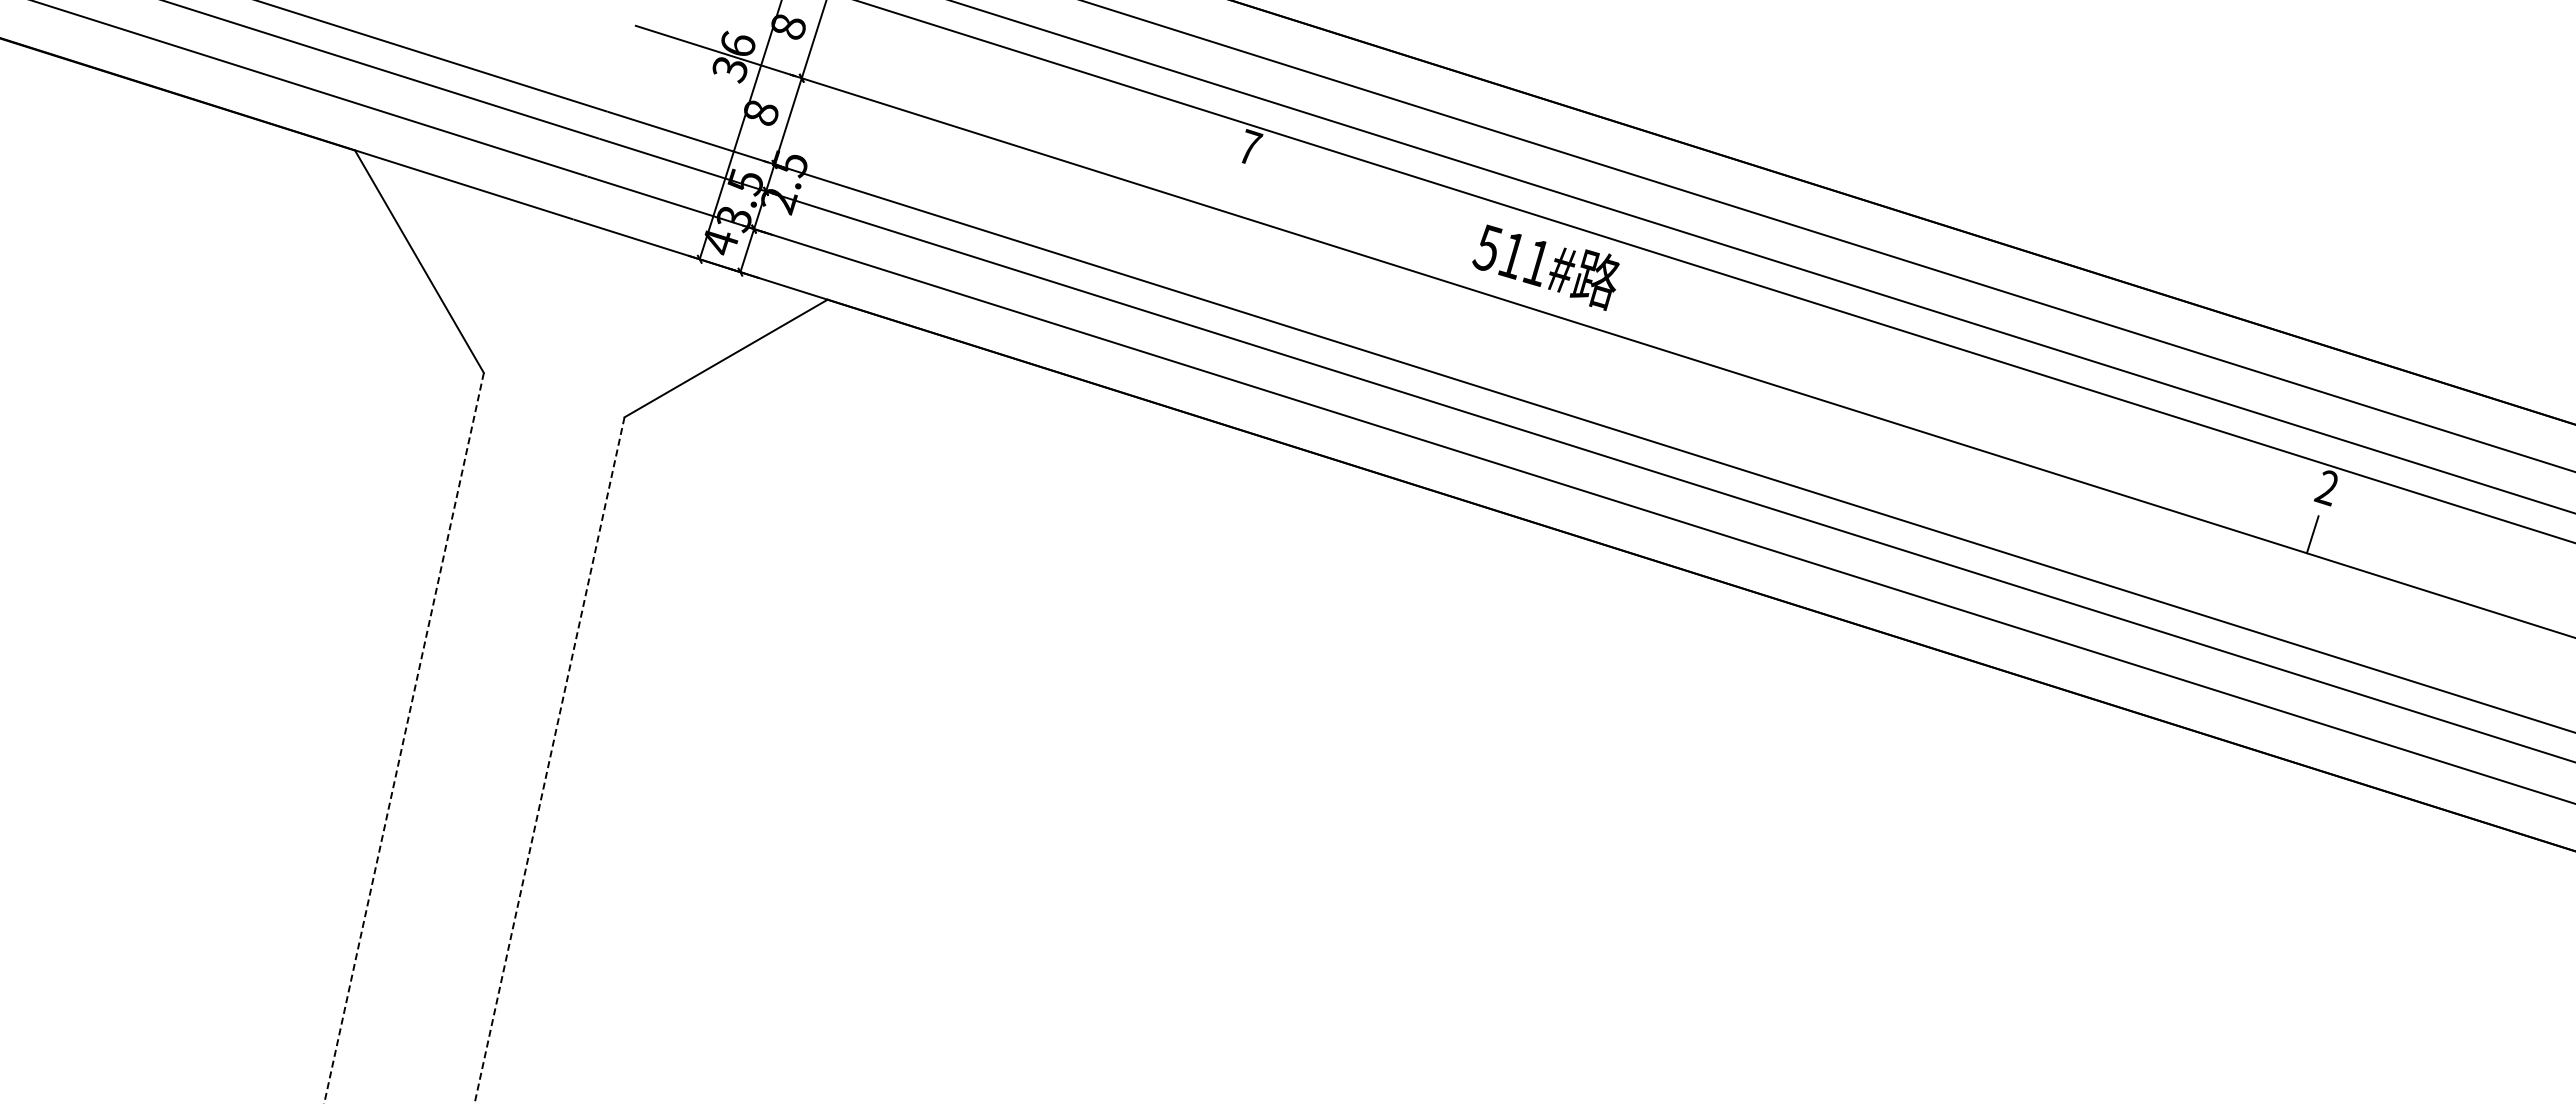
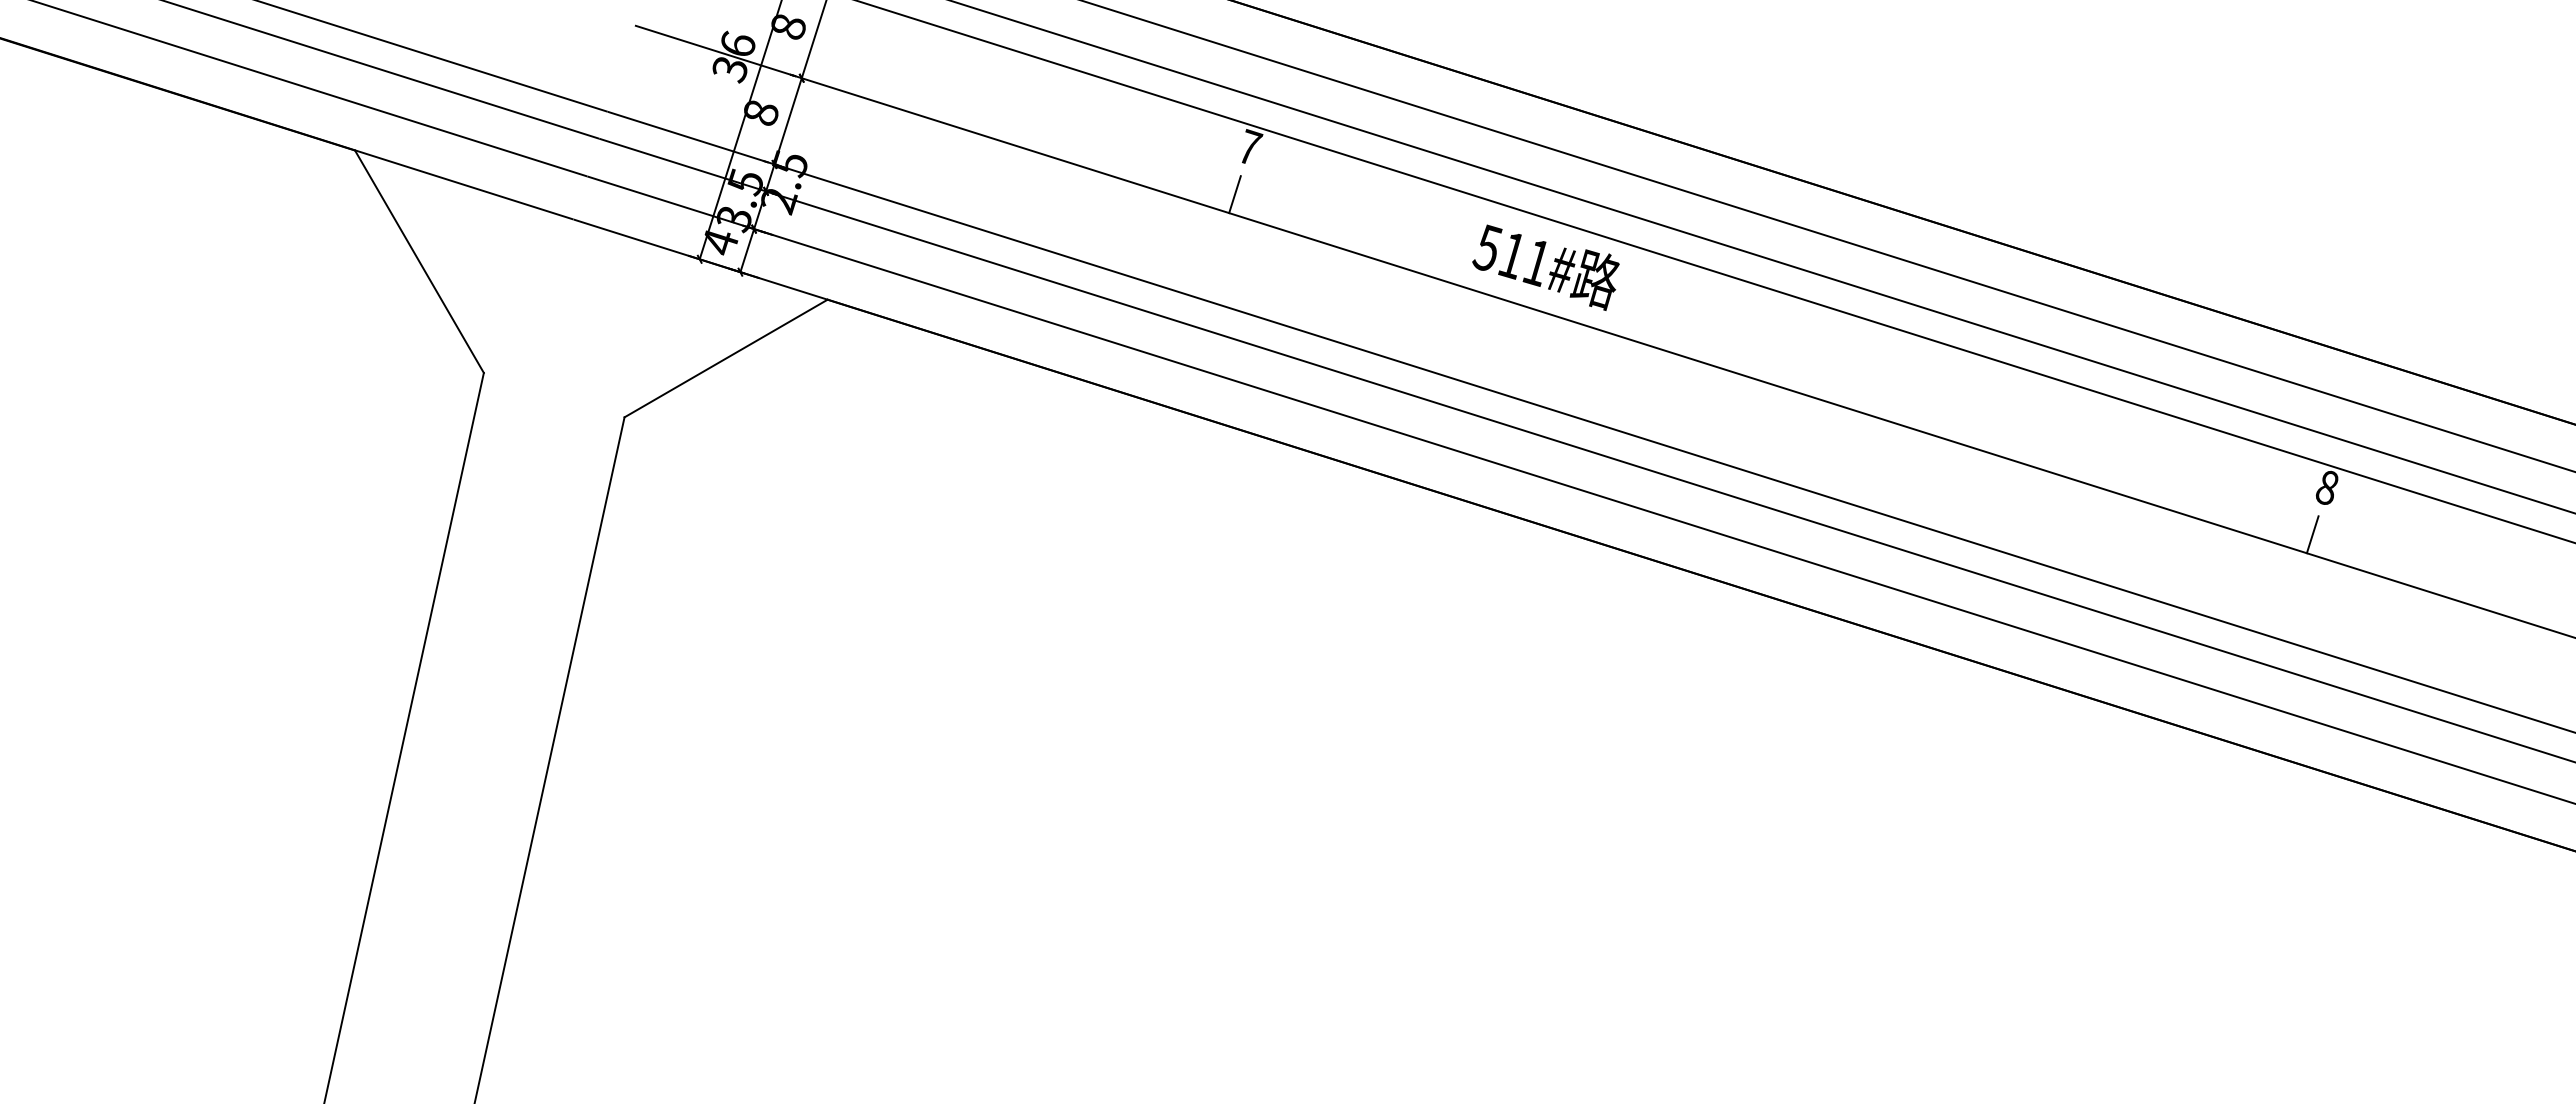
line: none -> present (1234, 194)
text: 2 -> 8 (2326, 488)
line: dashed -> solid (404, 738)
line: dashed -> solid (549, 760)
